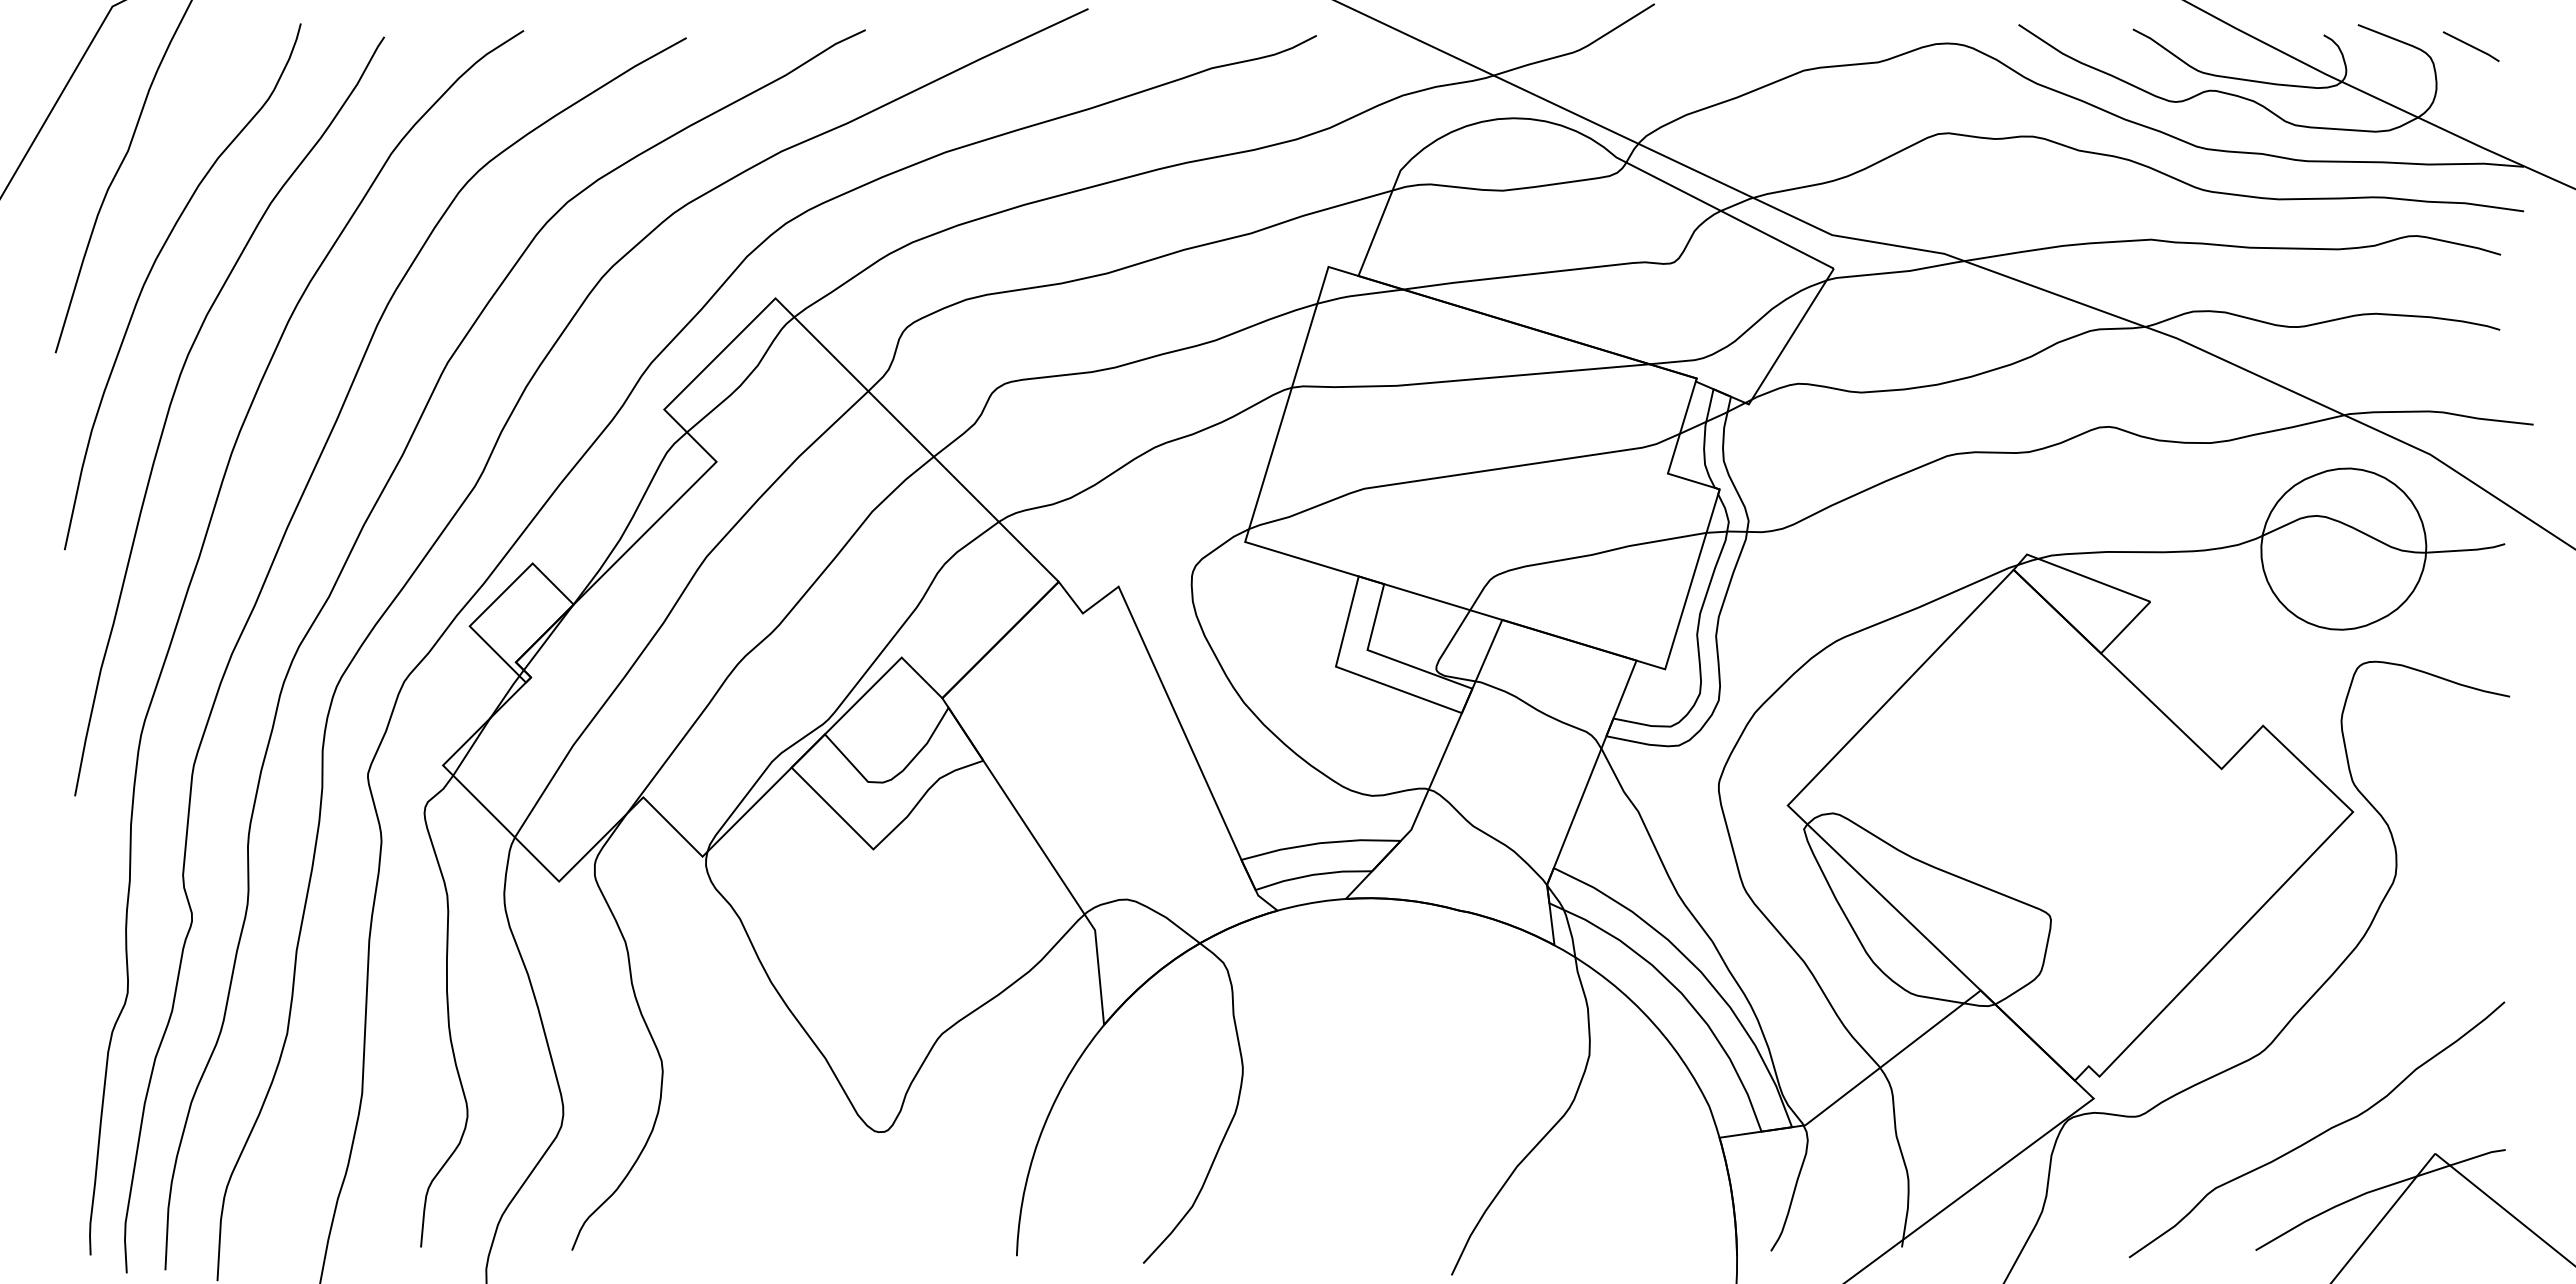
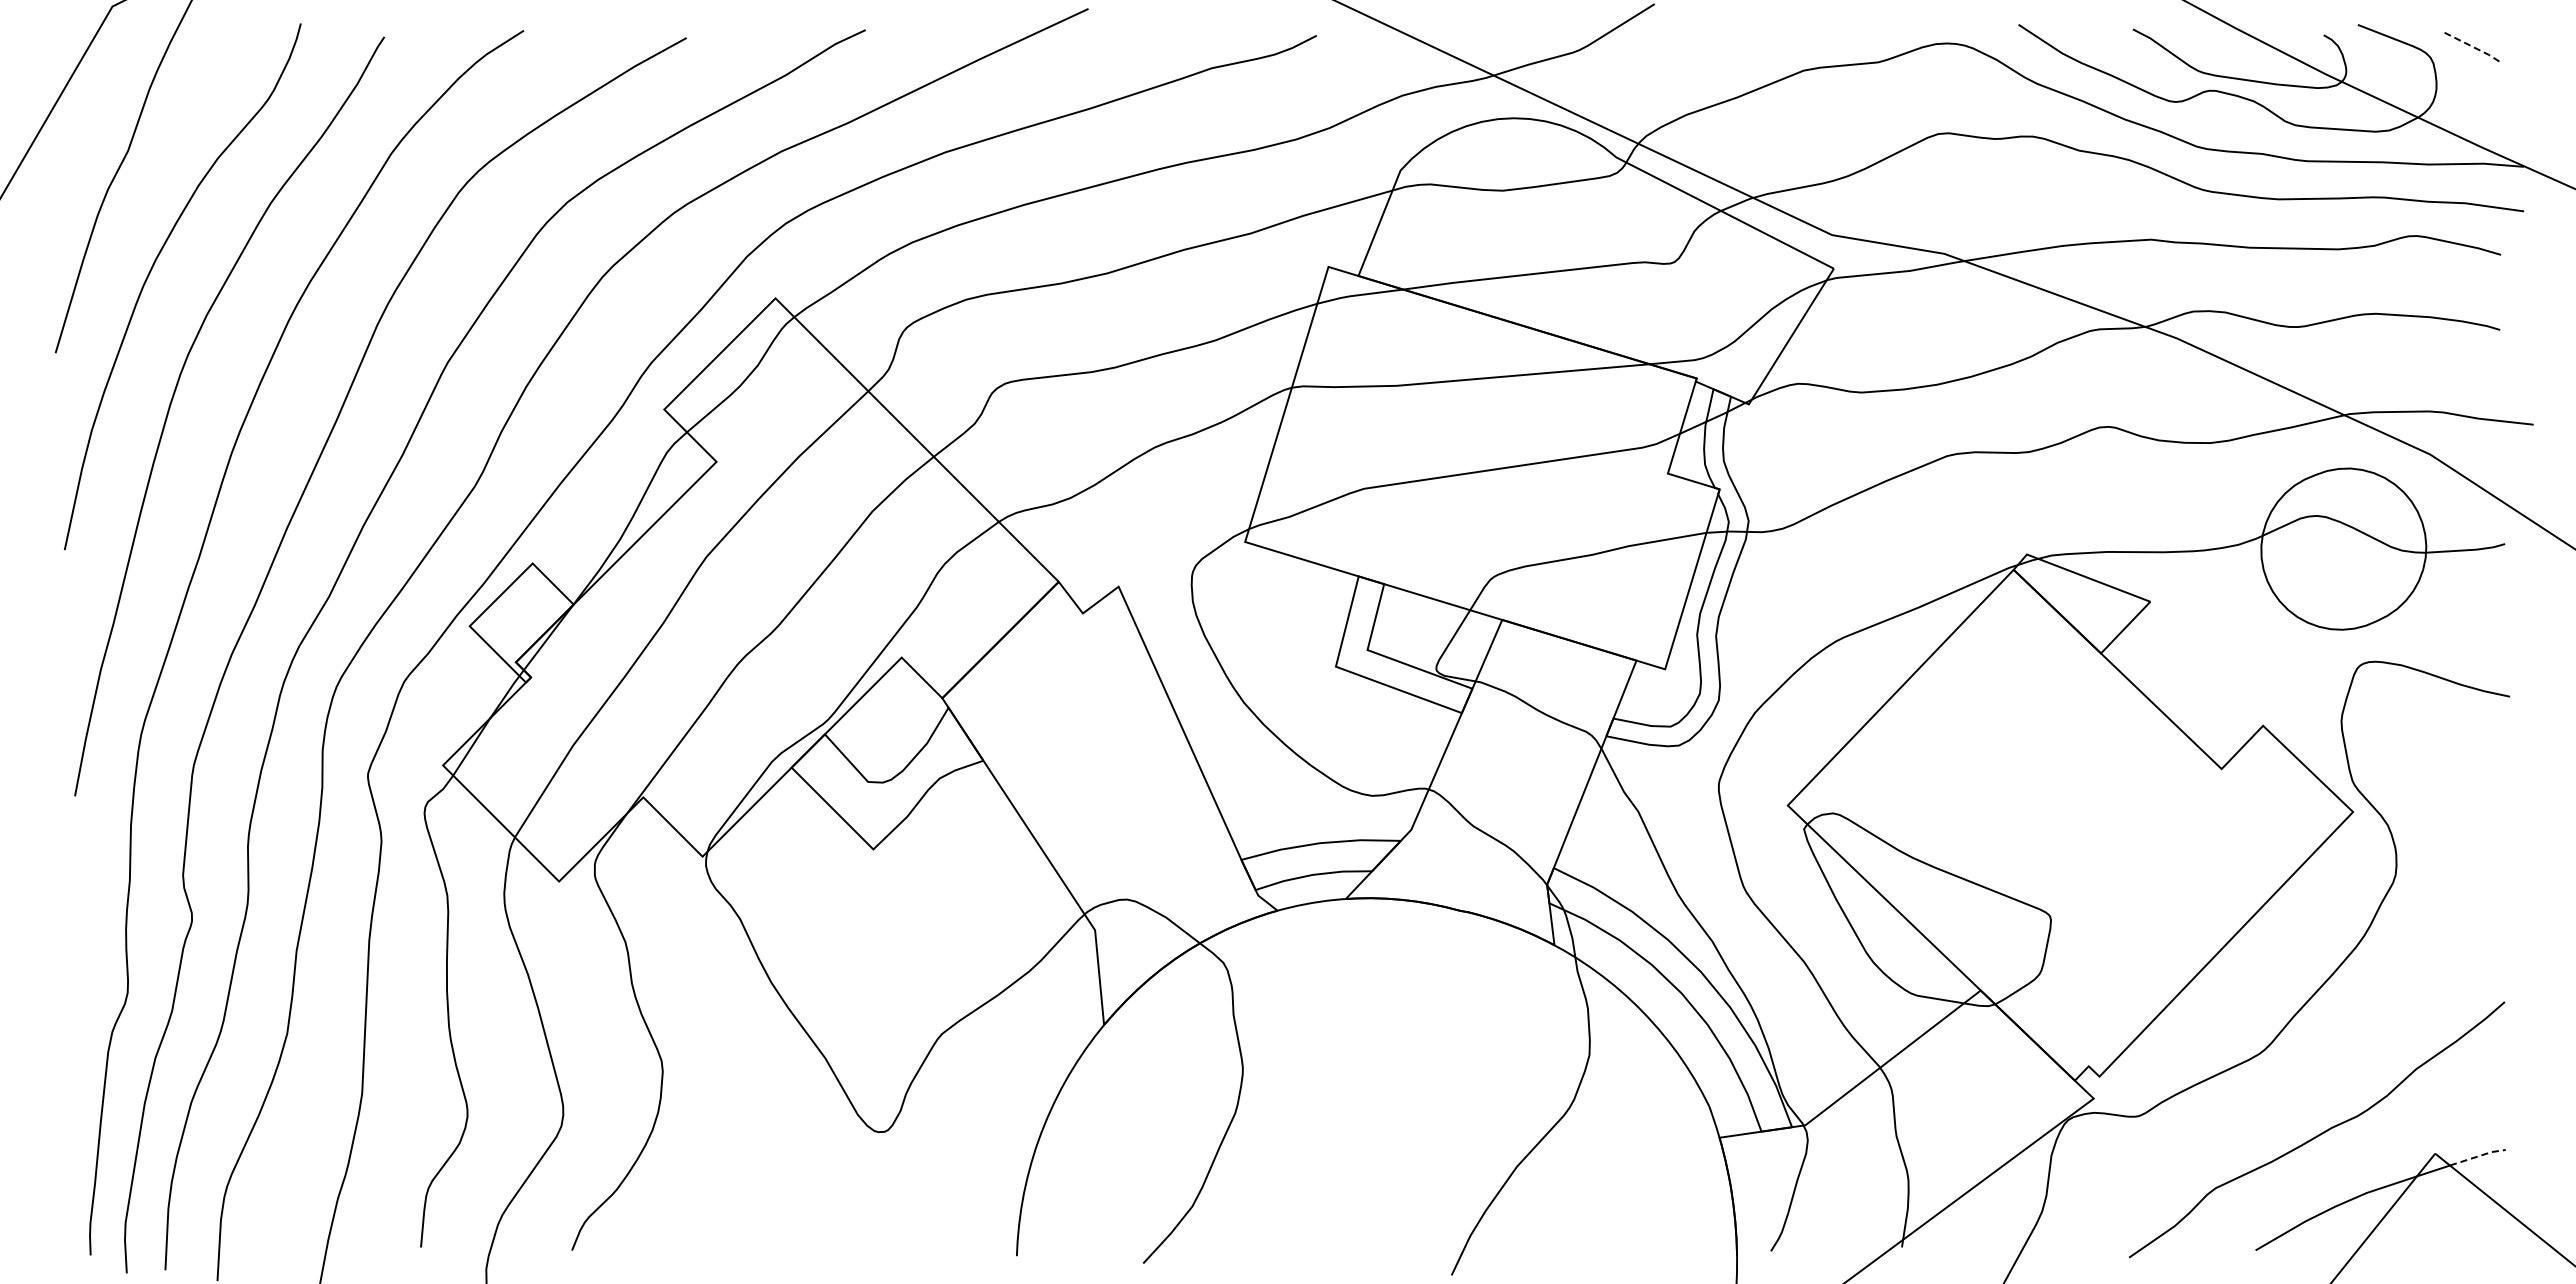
line: solid -> dashed (2472, 46)
line: solid -> dashed (2478, 1156)
